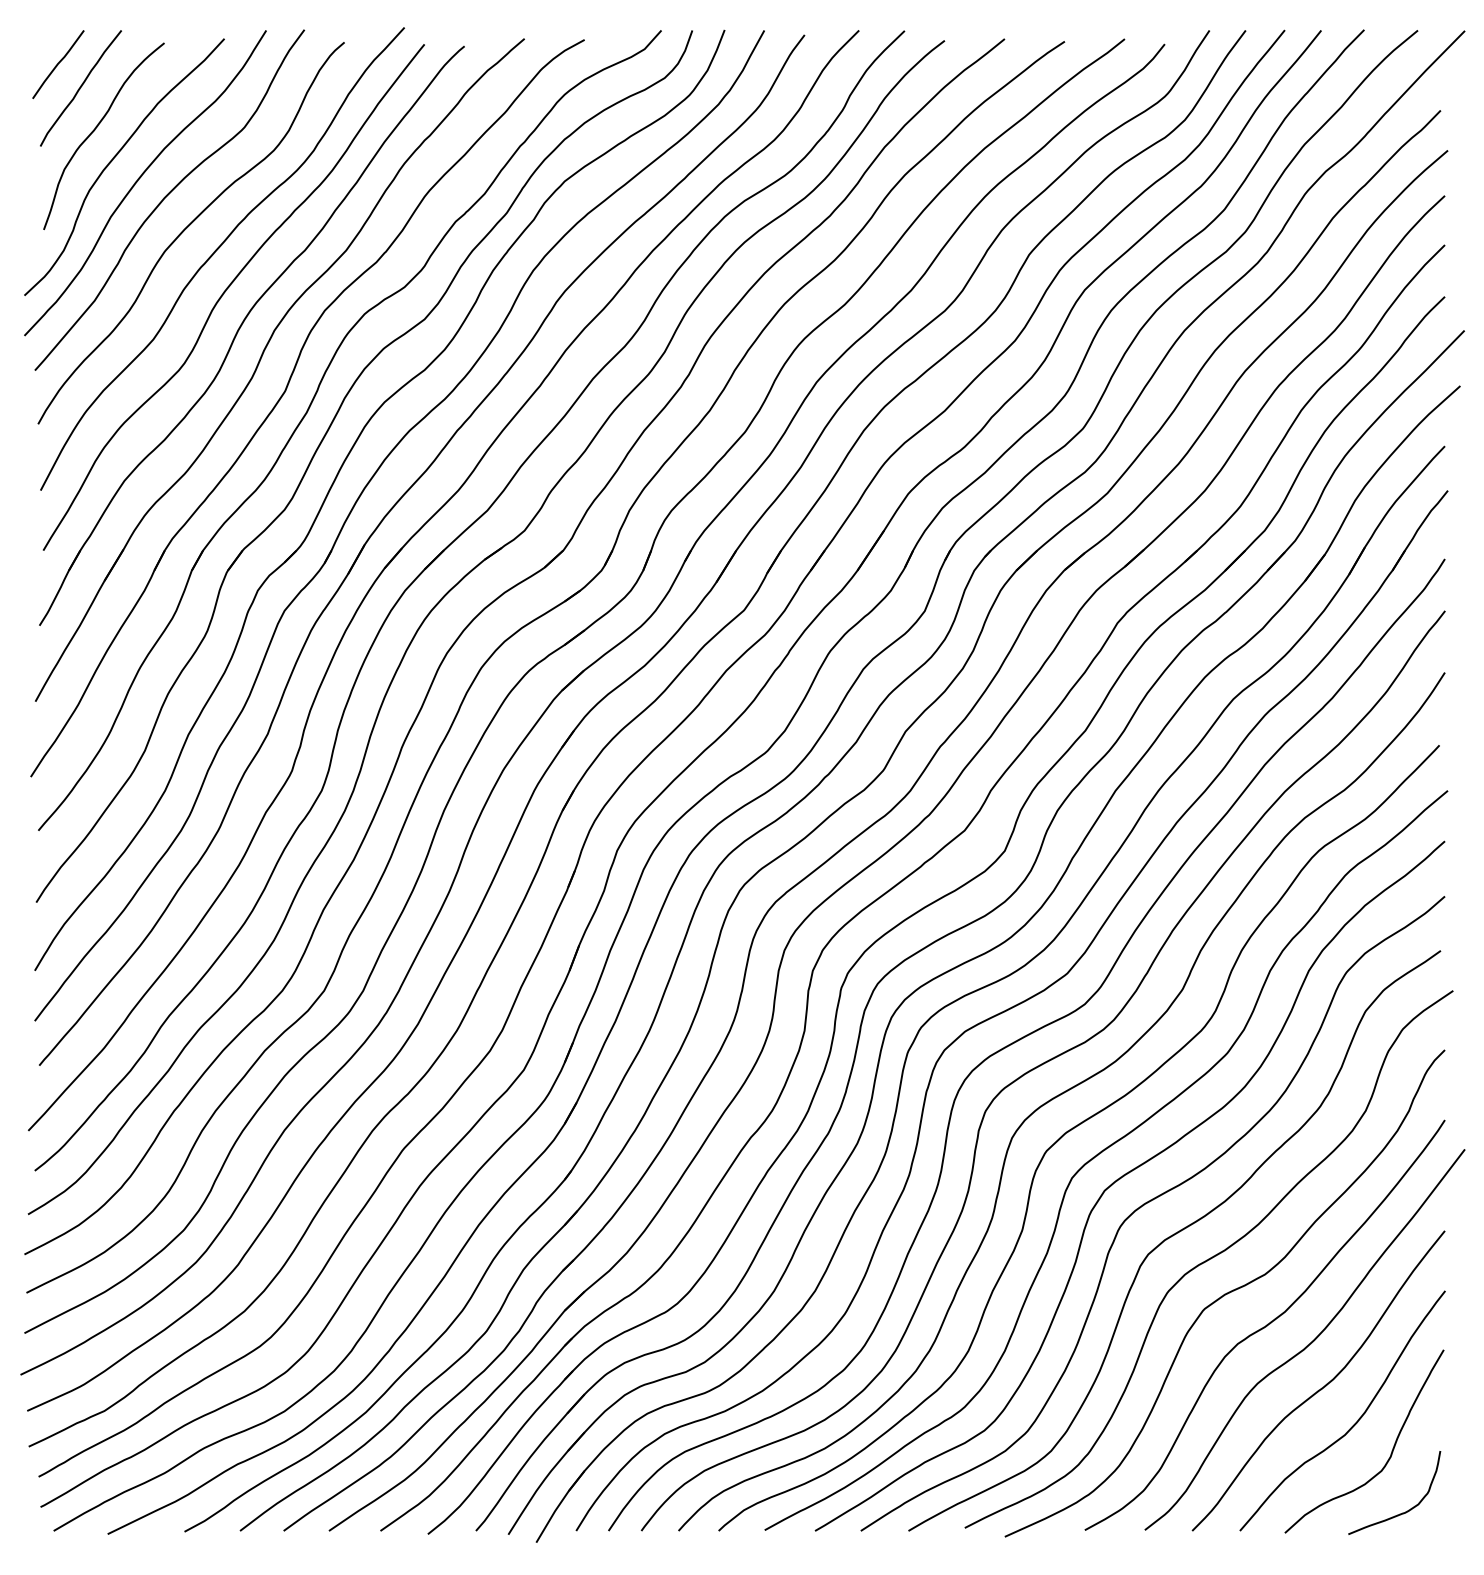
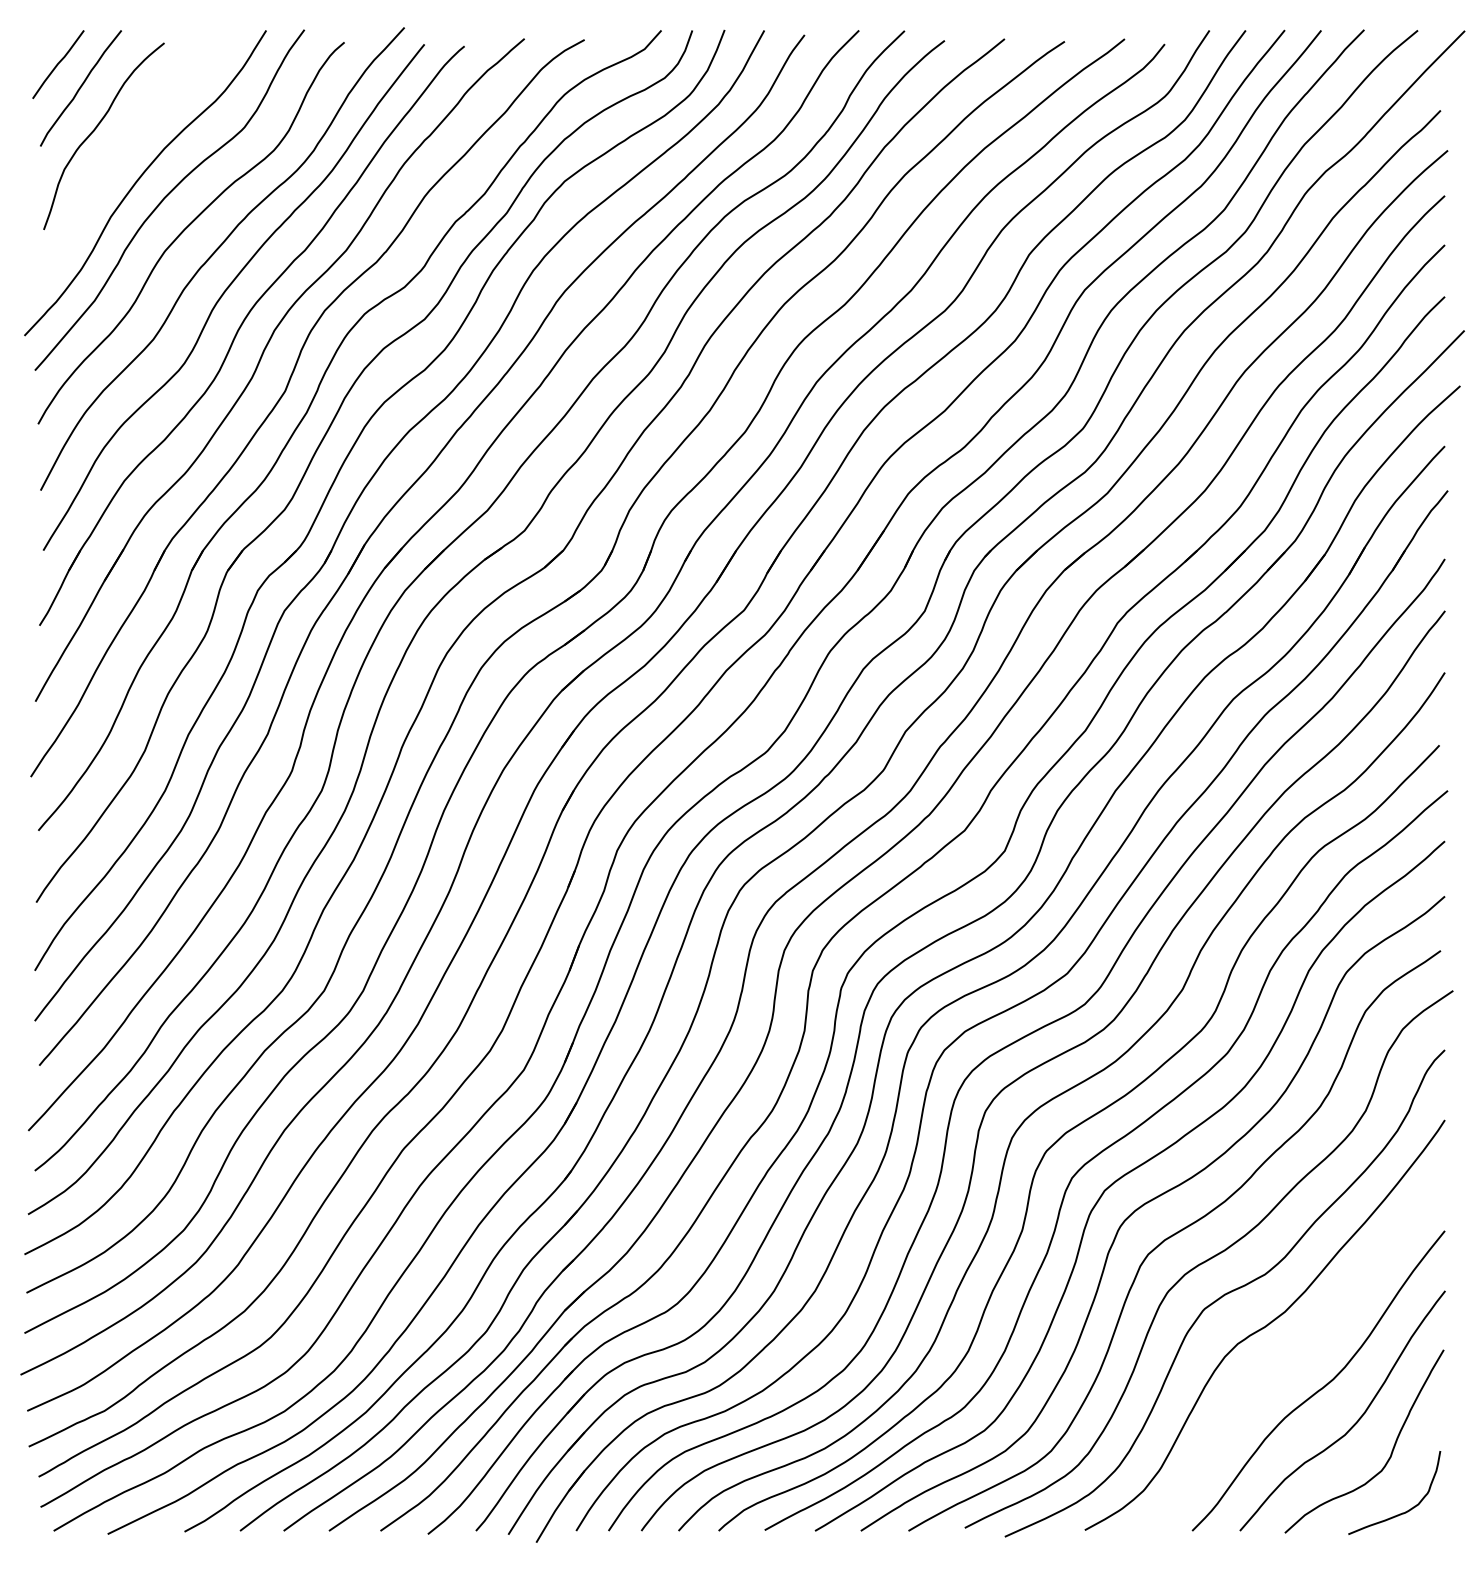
curve: present -> none (115, 157)
curve: present -> none (1306, 1345)
